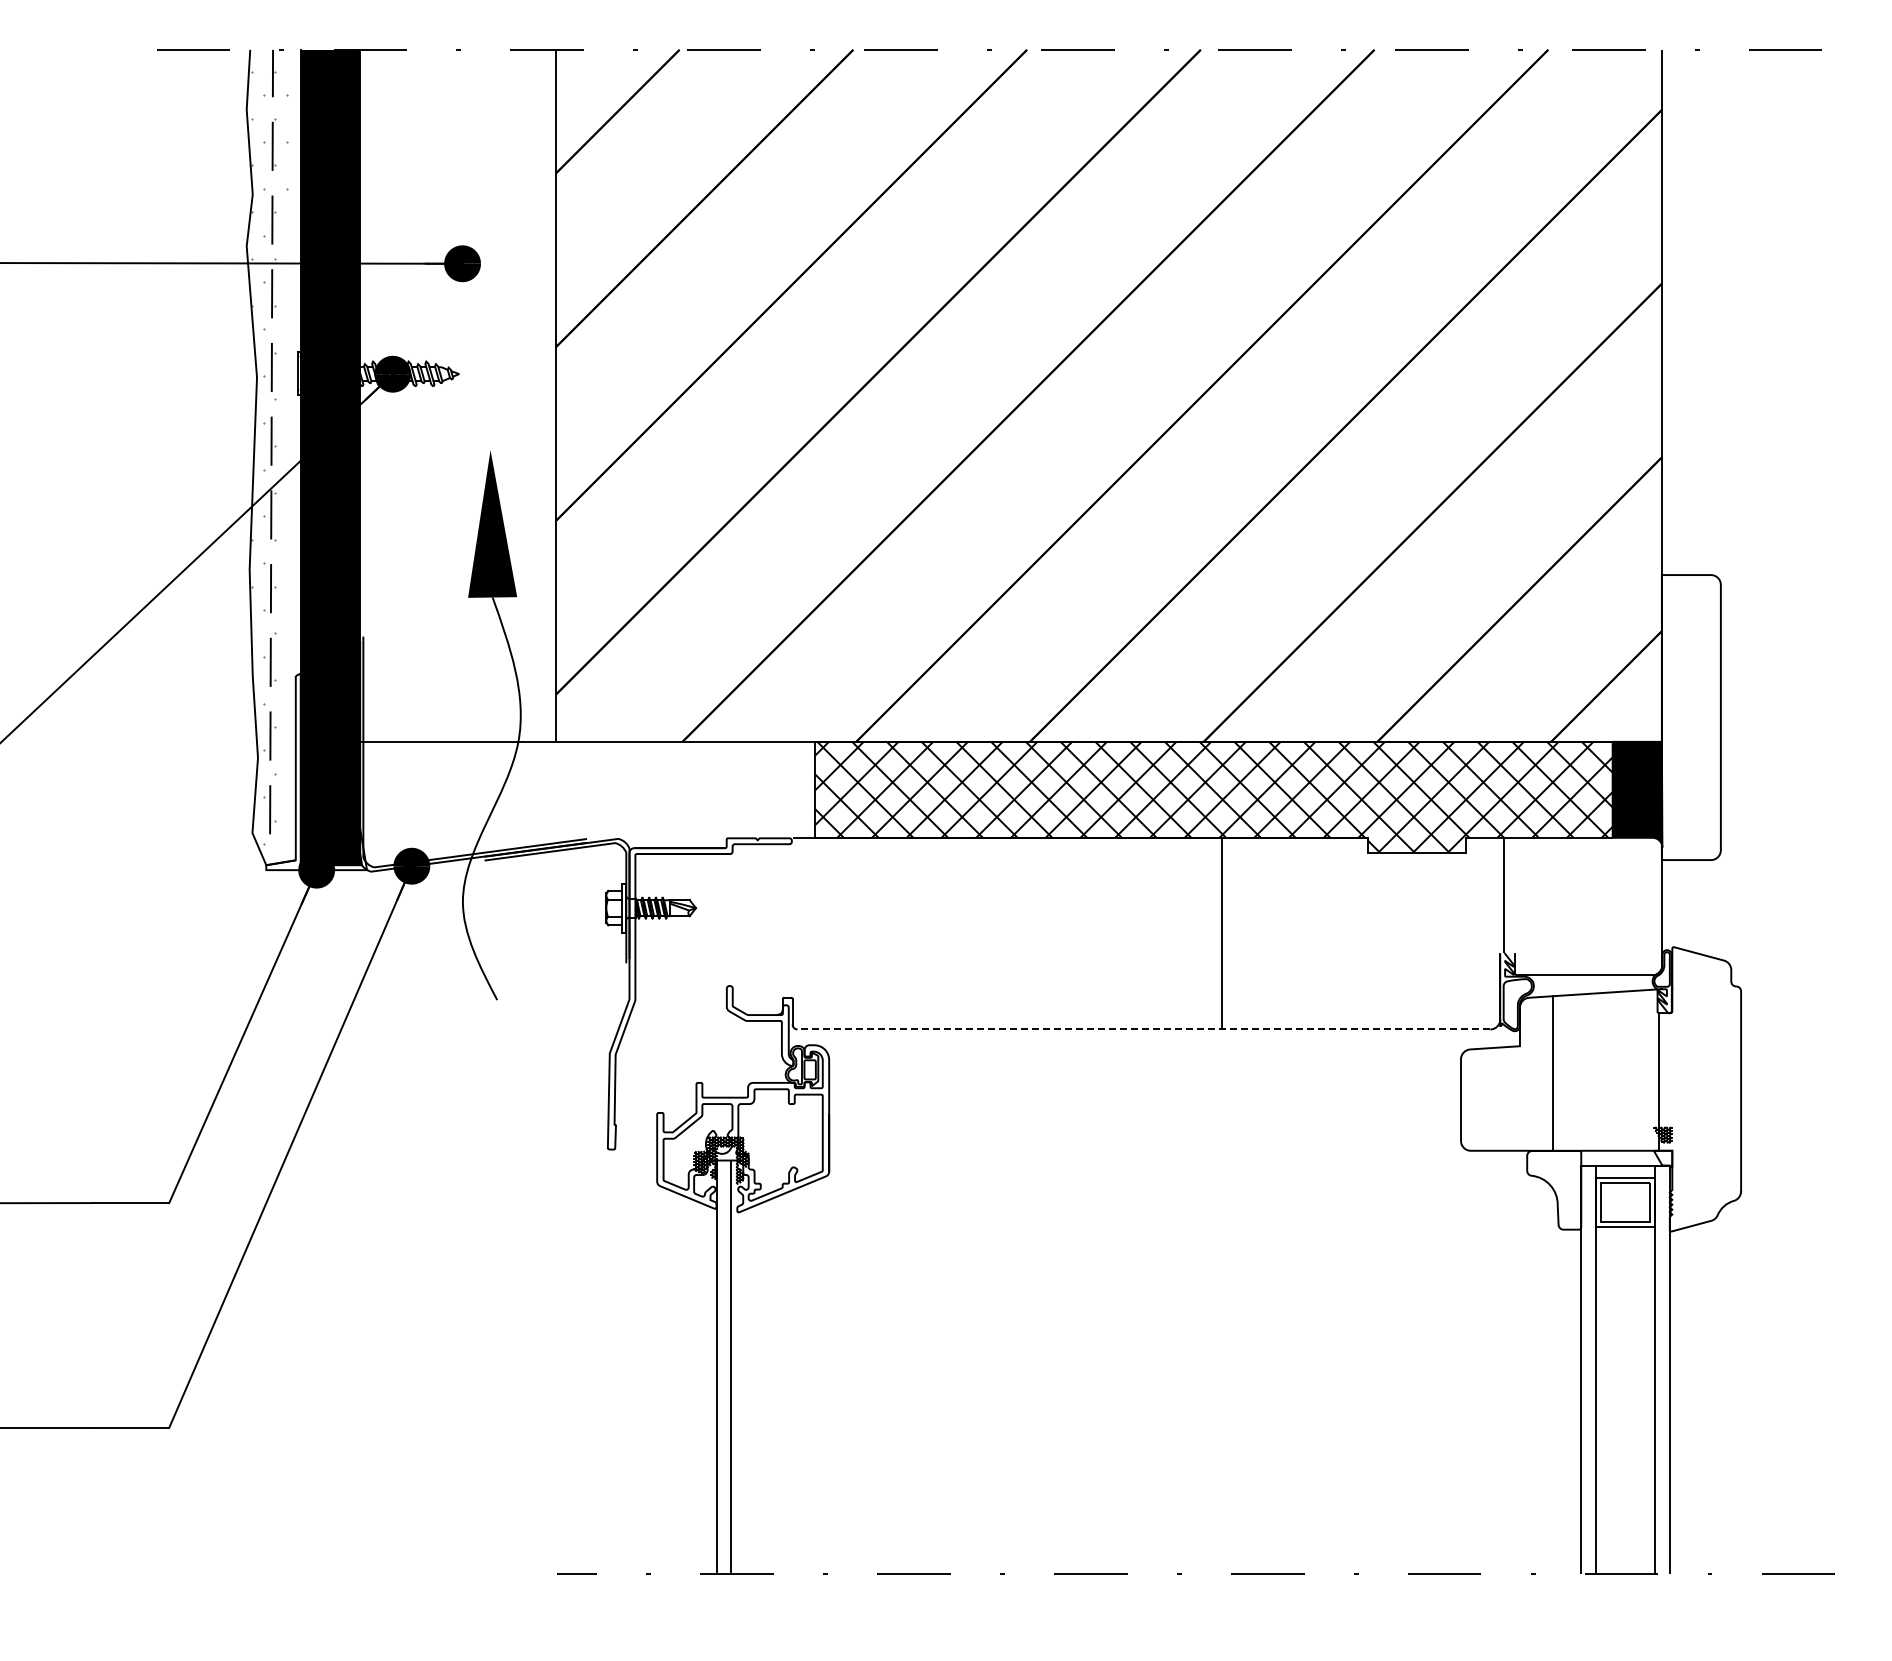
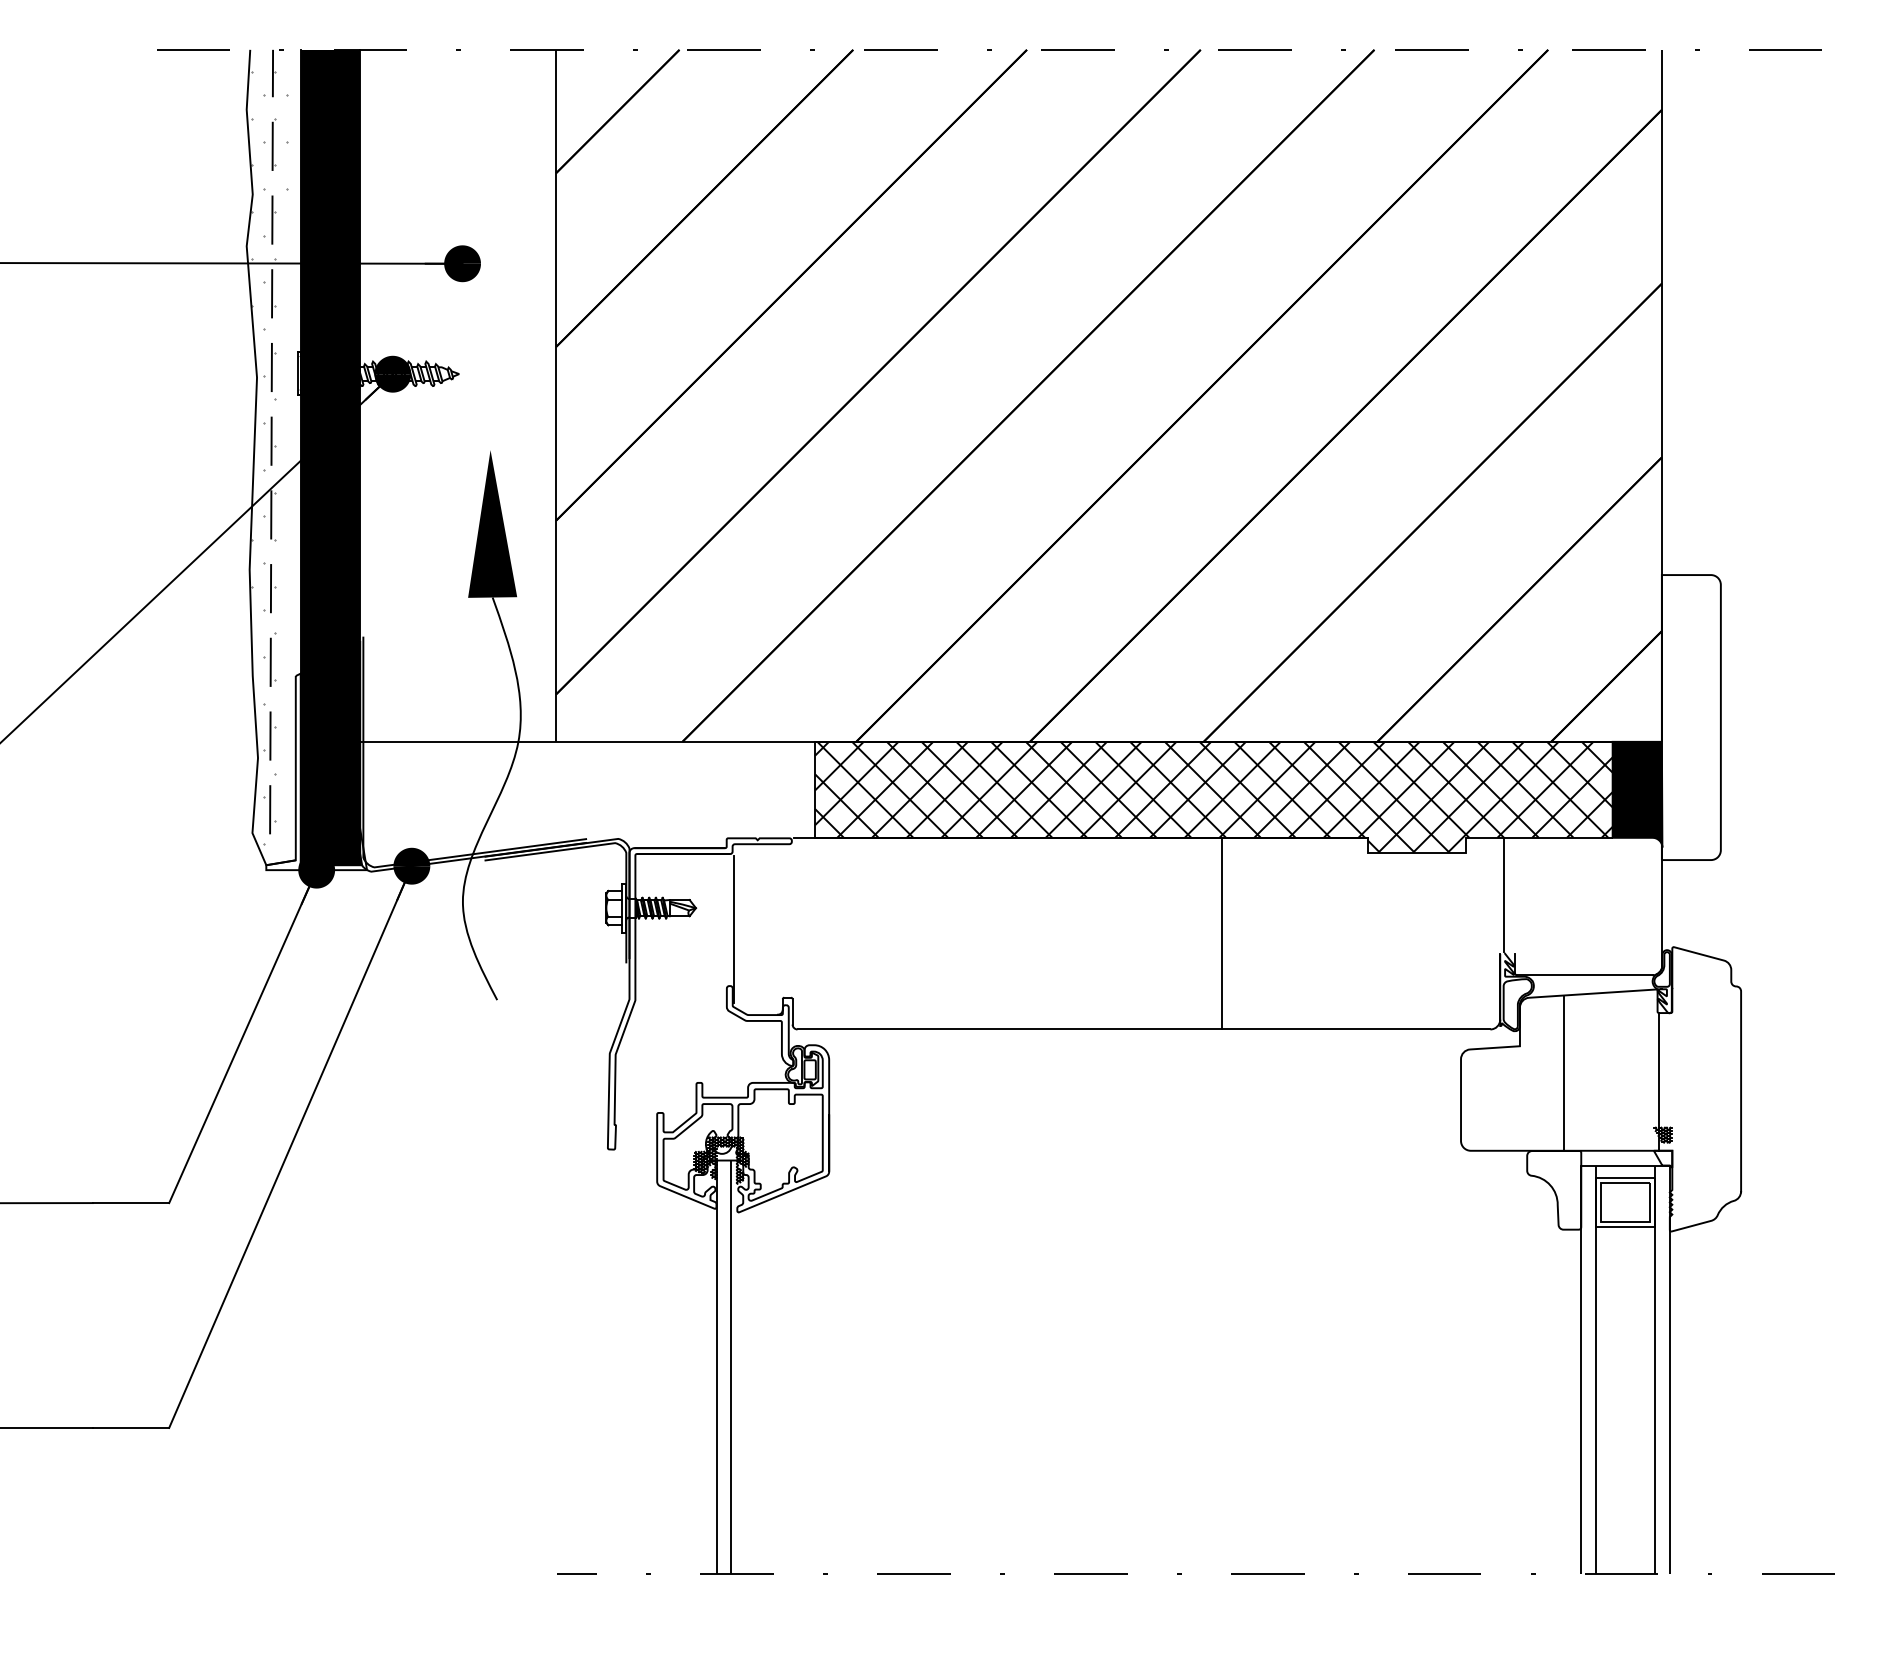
line: none -> present (733, 928)
line: dashed -> solid (1143, 1029)
line position: (1553, 1072) -> (1564, 1072) (1564, 1072)
